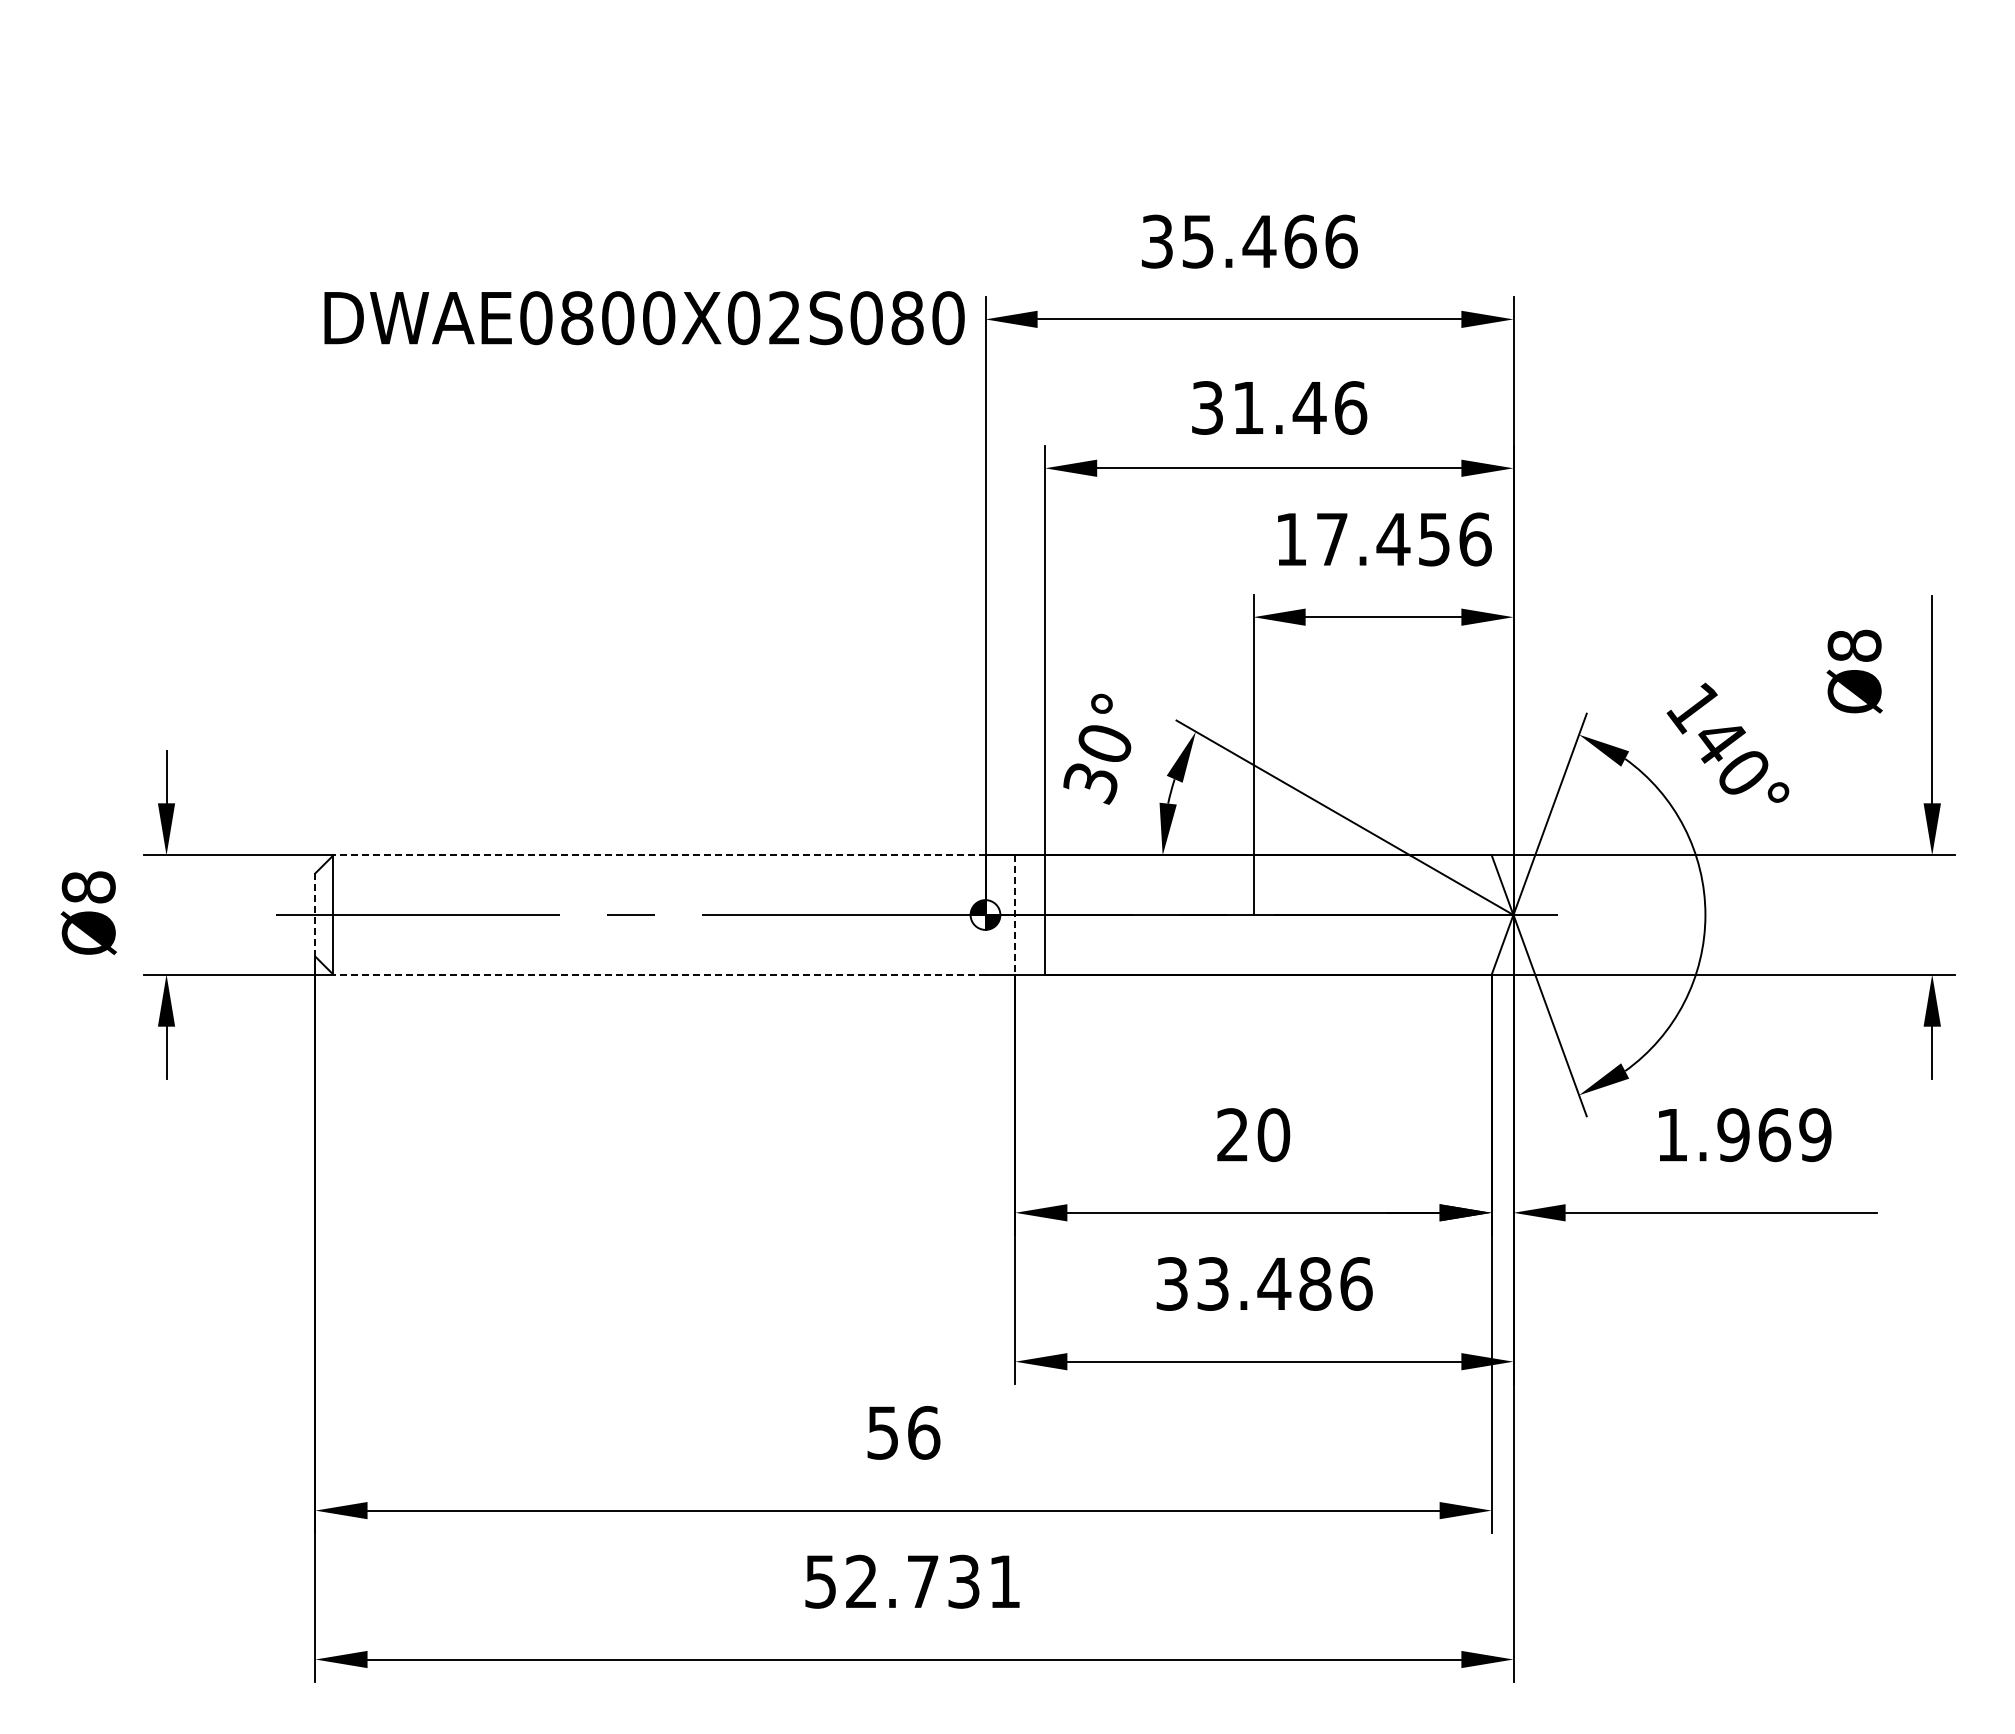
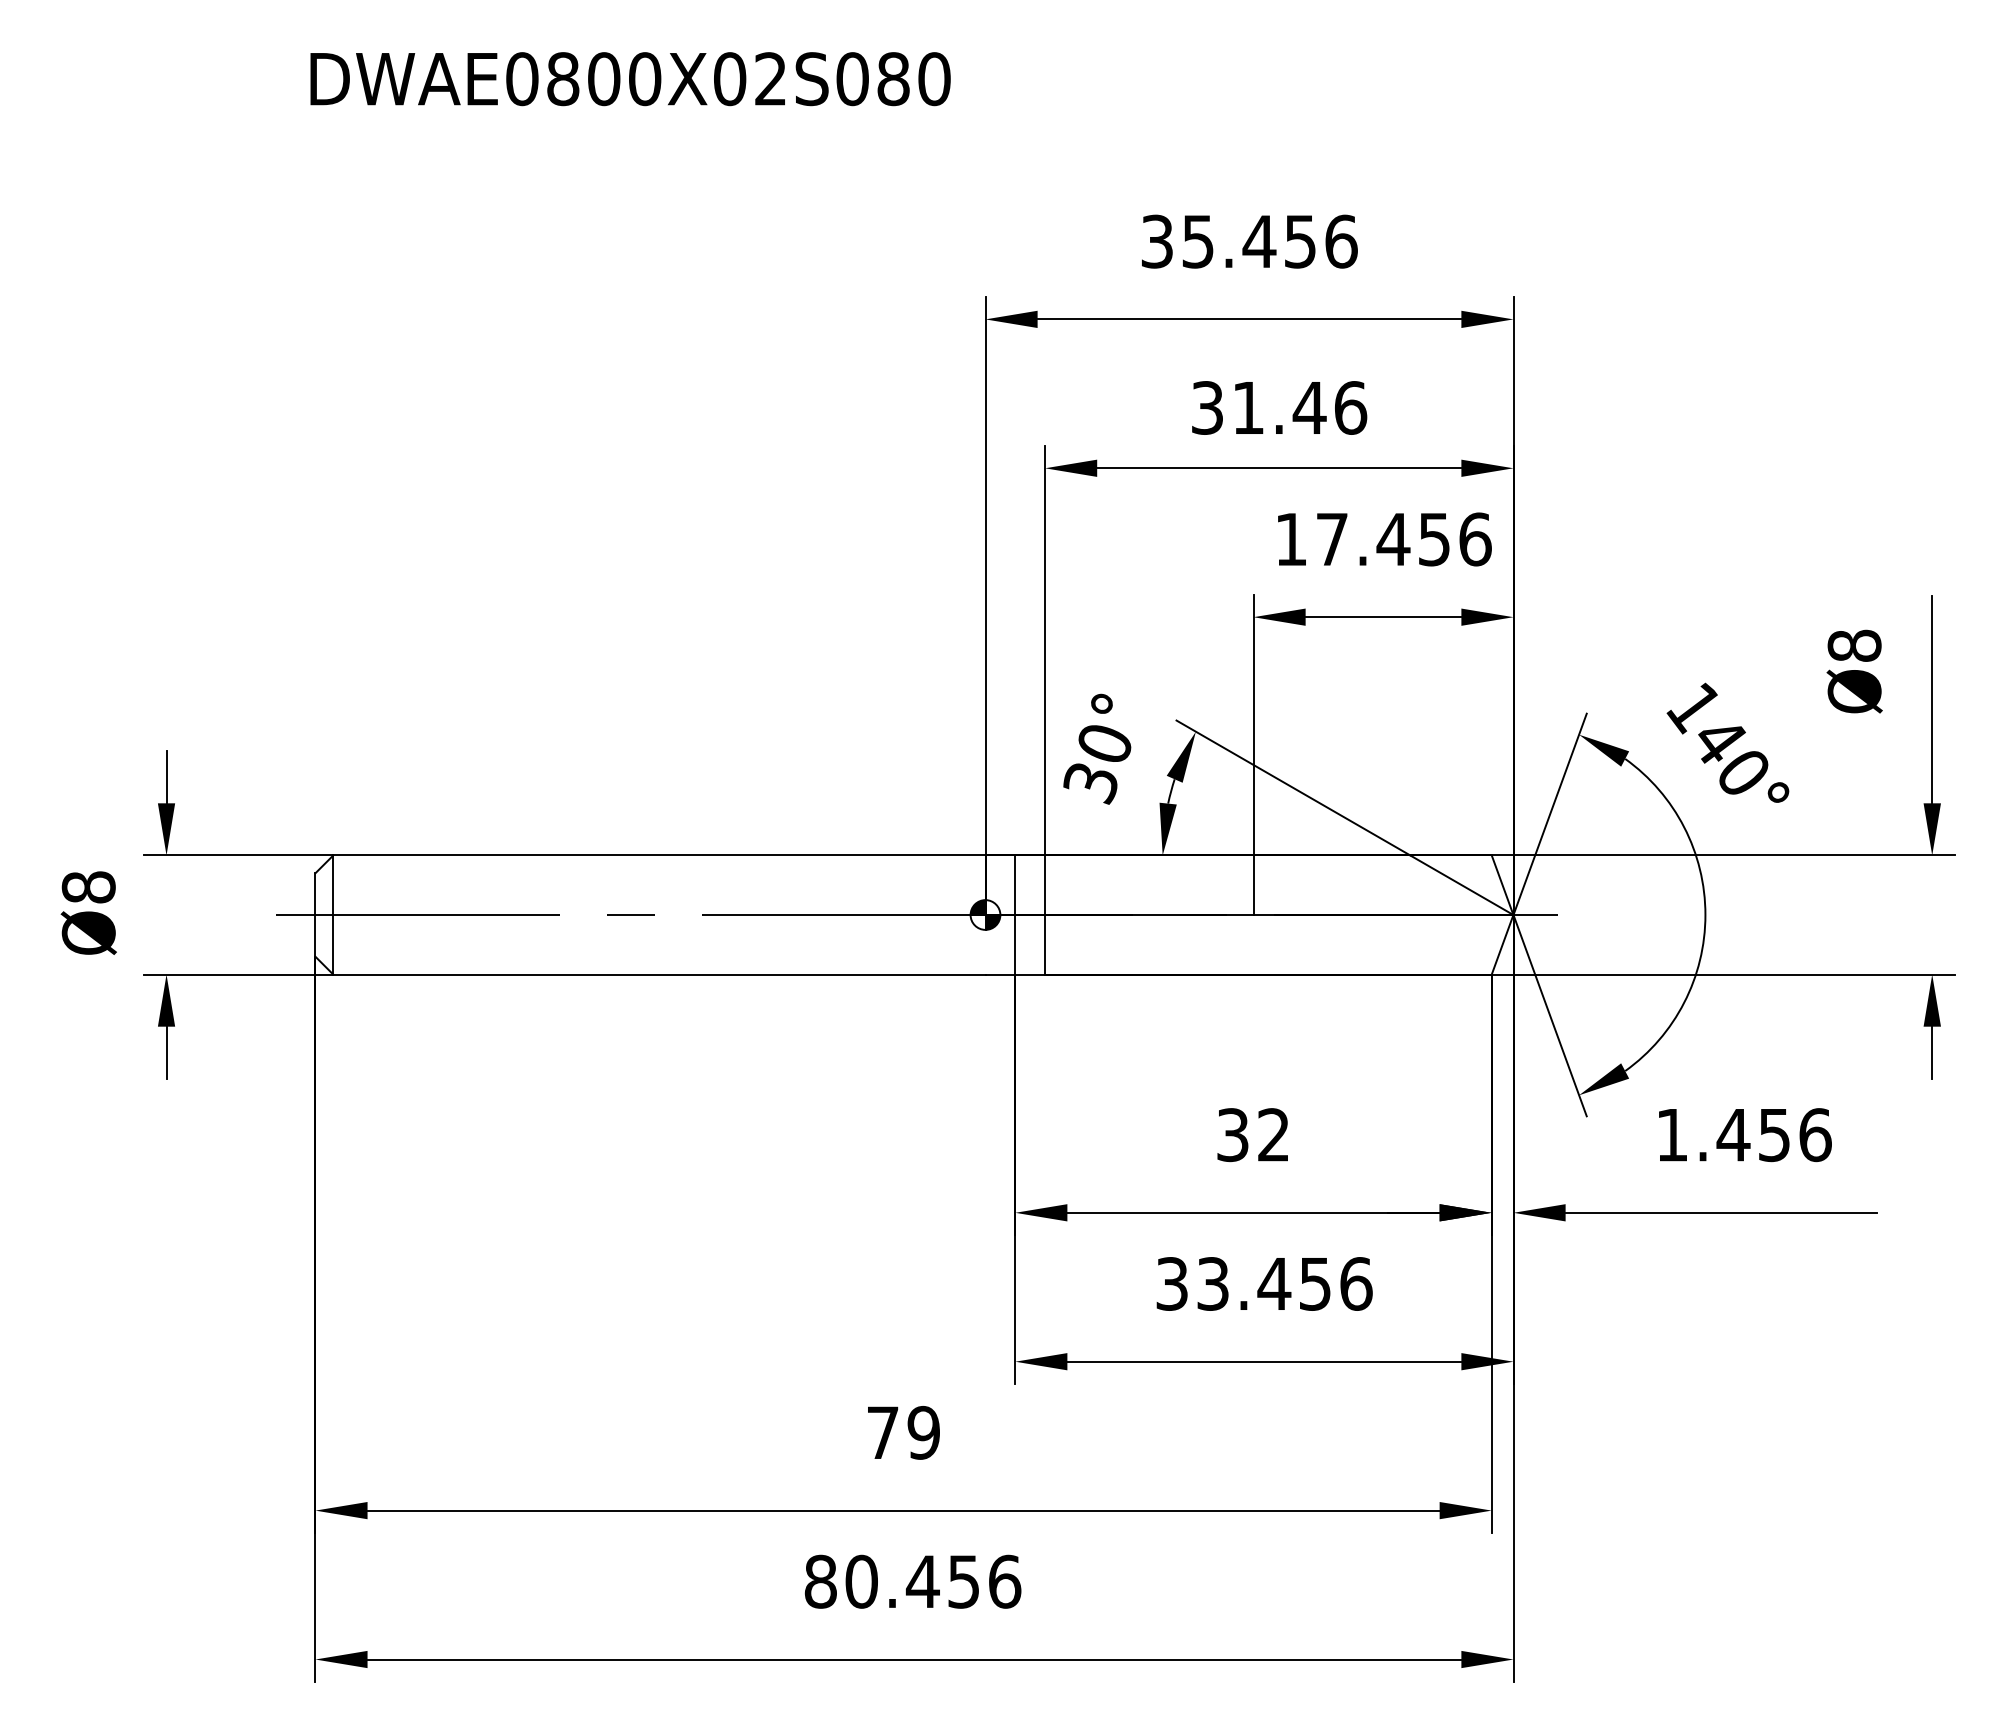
text: 35.466 -> 35.456 (1300, 241)
text position: (644, 318) -> (630, 79) (630, 79)
line: dashed -> solid (658, 855)
line: dashed -> solid (315, 915)
line: dashed -> solid (1015, 915)
line: dashed -> solid (658, 974)
text: 20 -> 32 (1253, 1135)
text: 1.969 -> 1.456 (1773, 1135)
text: 33.486 -> 33.456 (1315, 1283)
text: 56 -> 79 (903, 1432)
text: 52.731 -> 80.456 (912, 1581)
